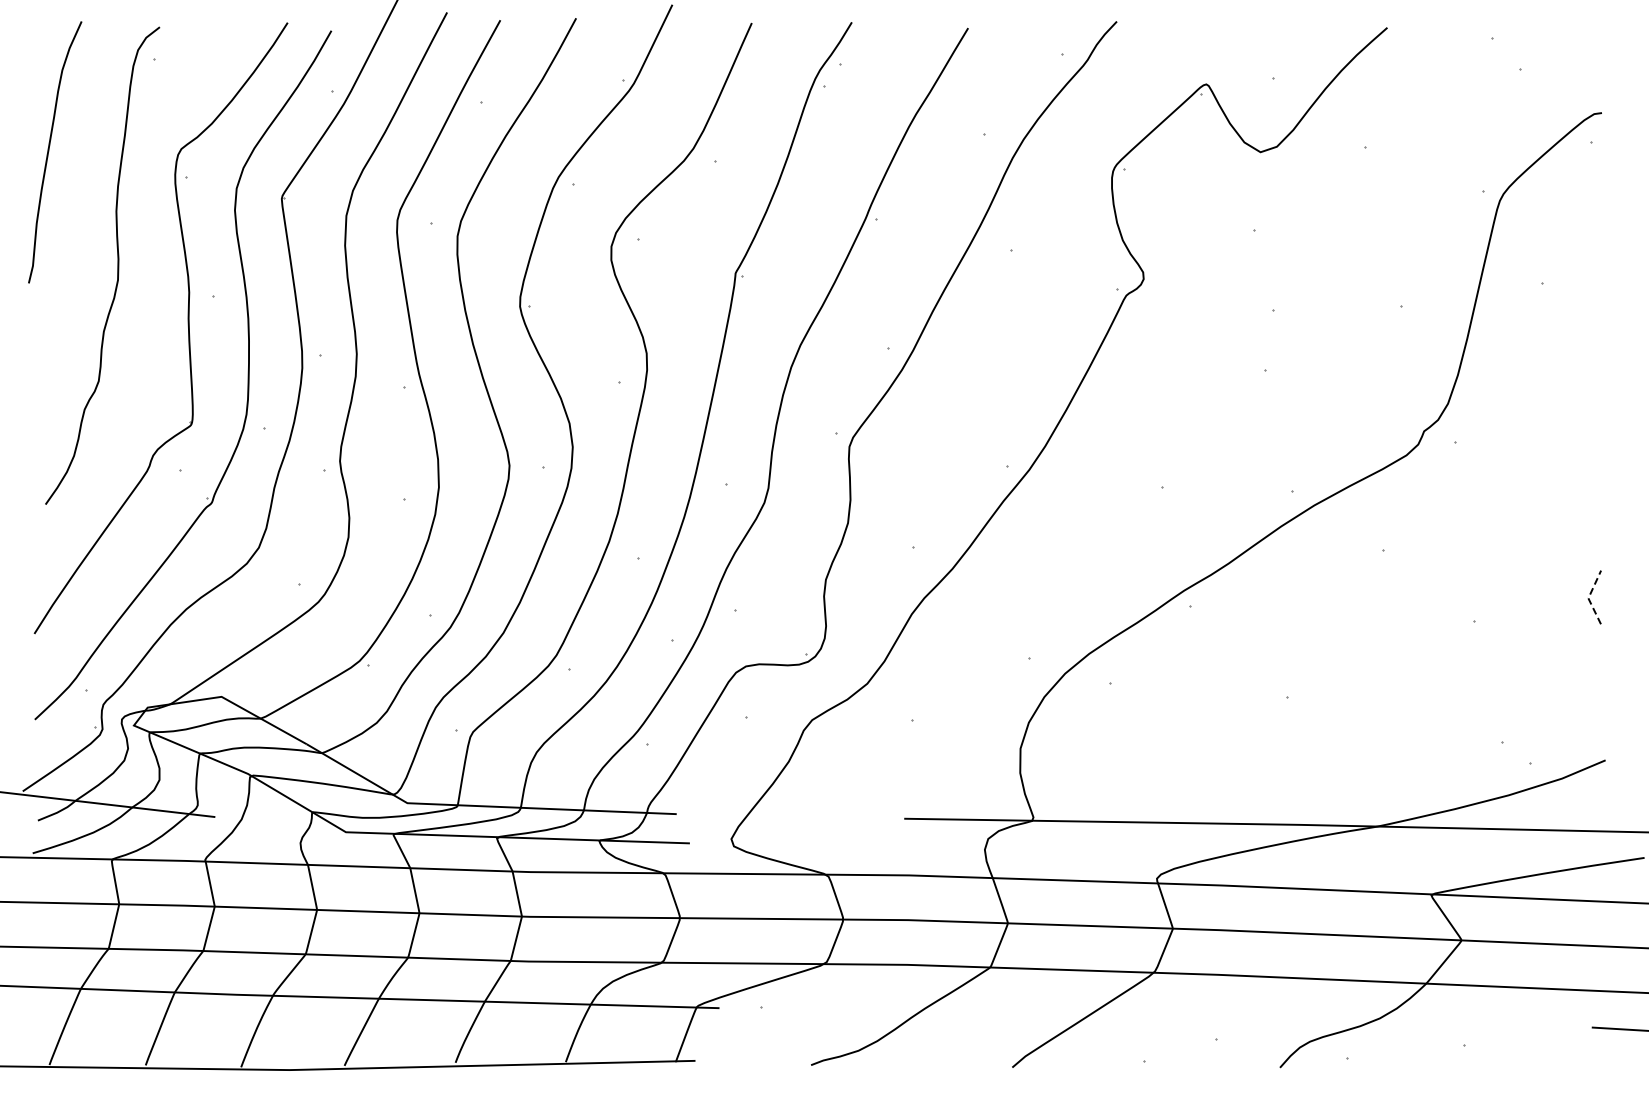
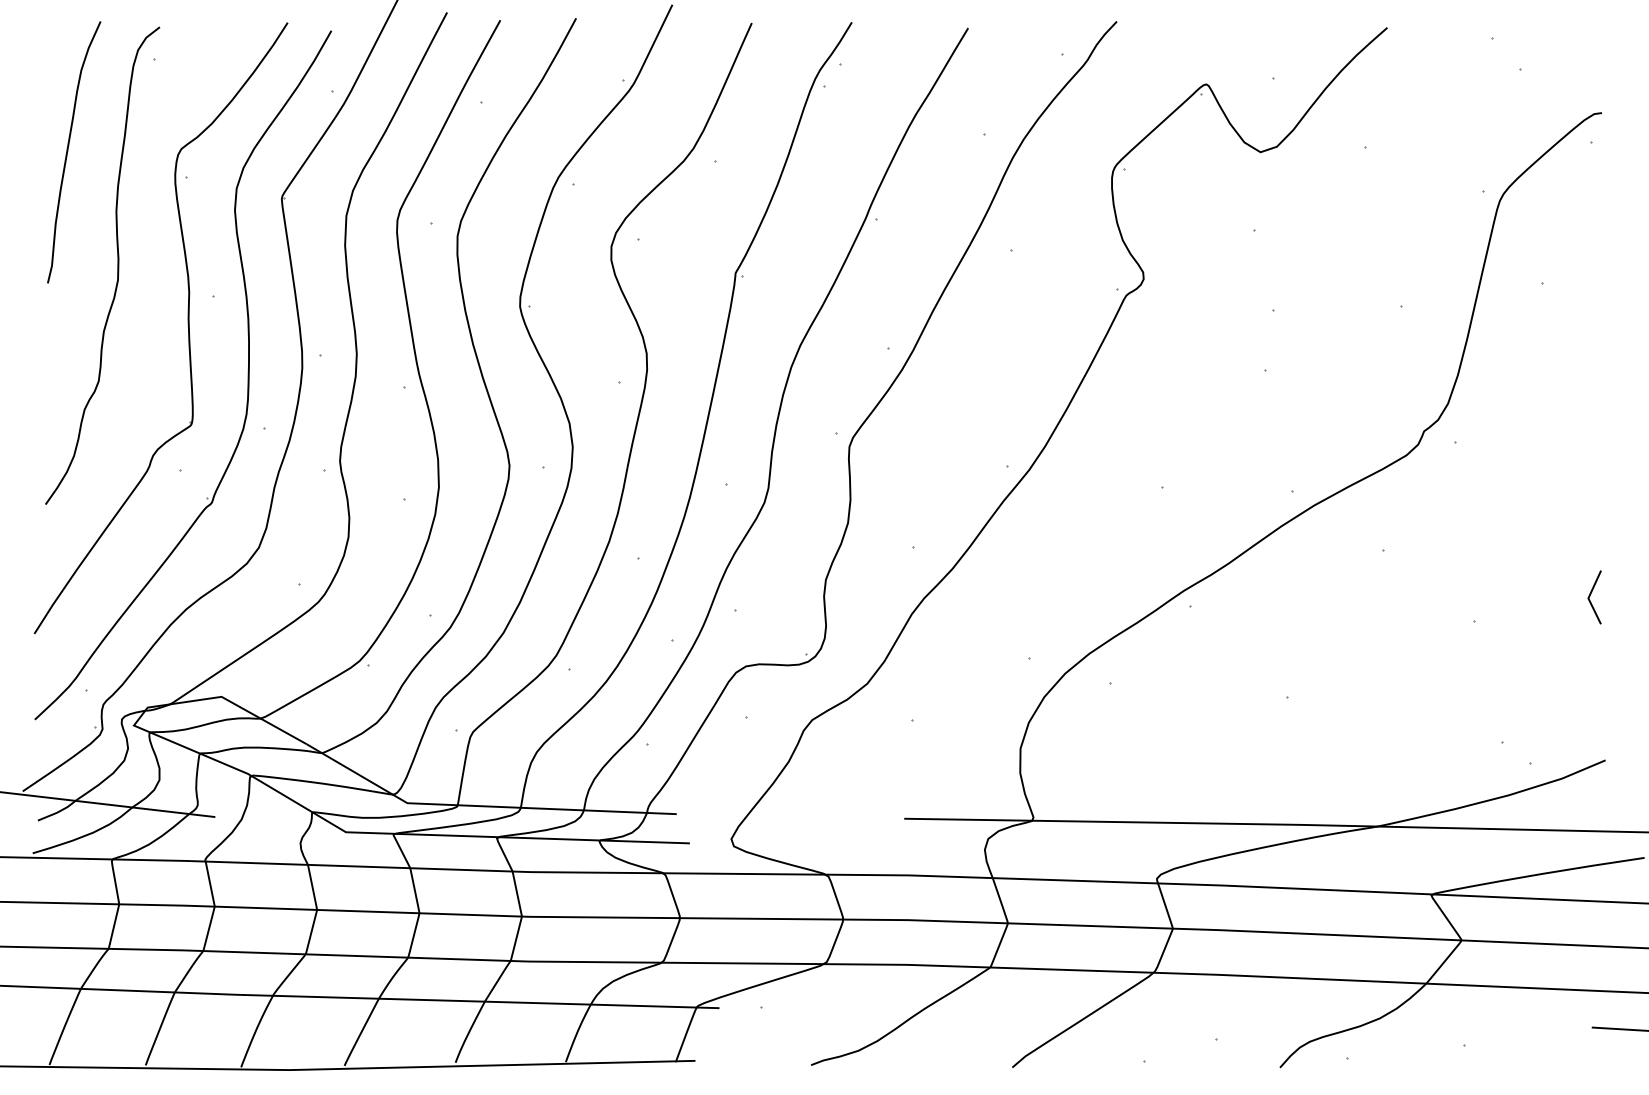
curve position: (49, 151) -> (68, 151) (68, 151)
line: dashed -> solid (1588, 597)
